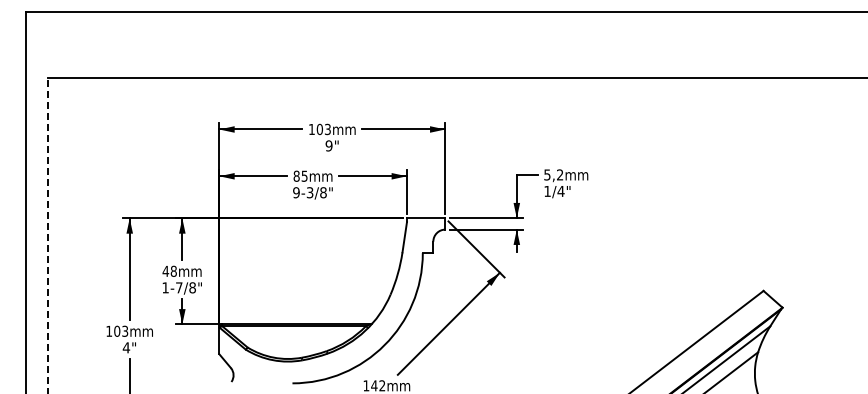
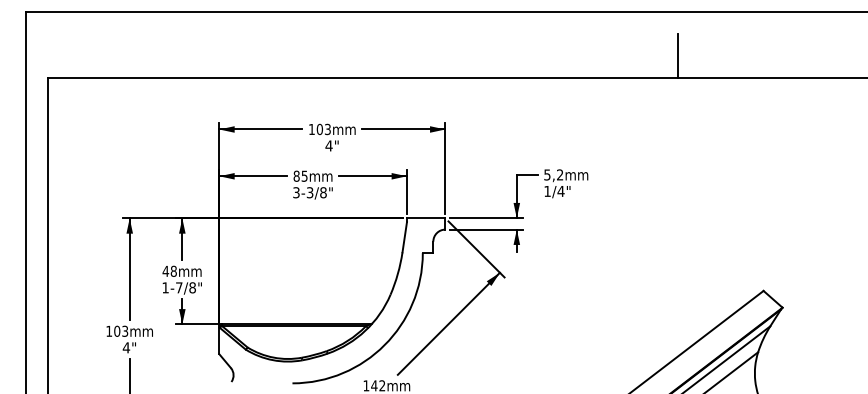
line: none -> present (678, 55)
text: 9" -> 4" (328, 145)
text: 9-3/8" -> 3-3/8" (296, 192)
line: dashed -> solid (47, 235)
